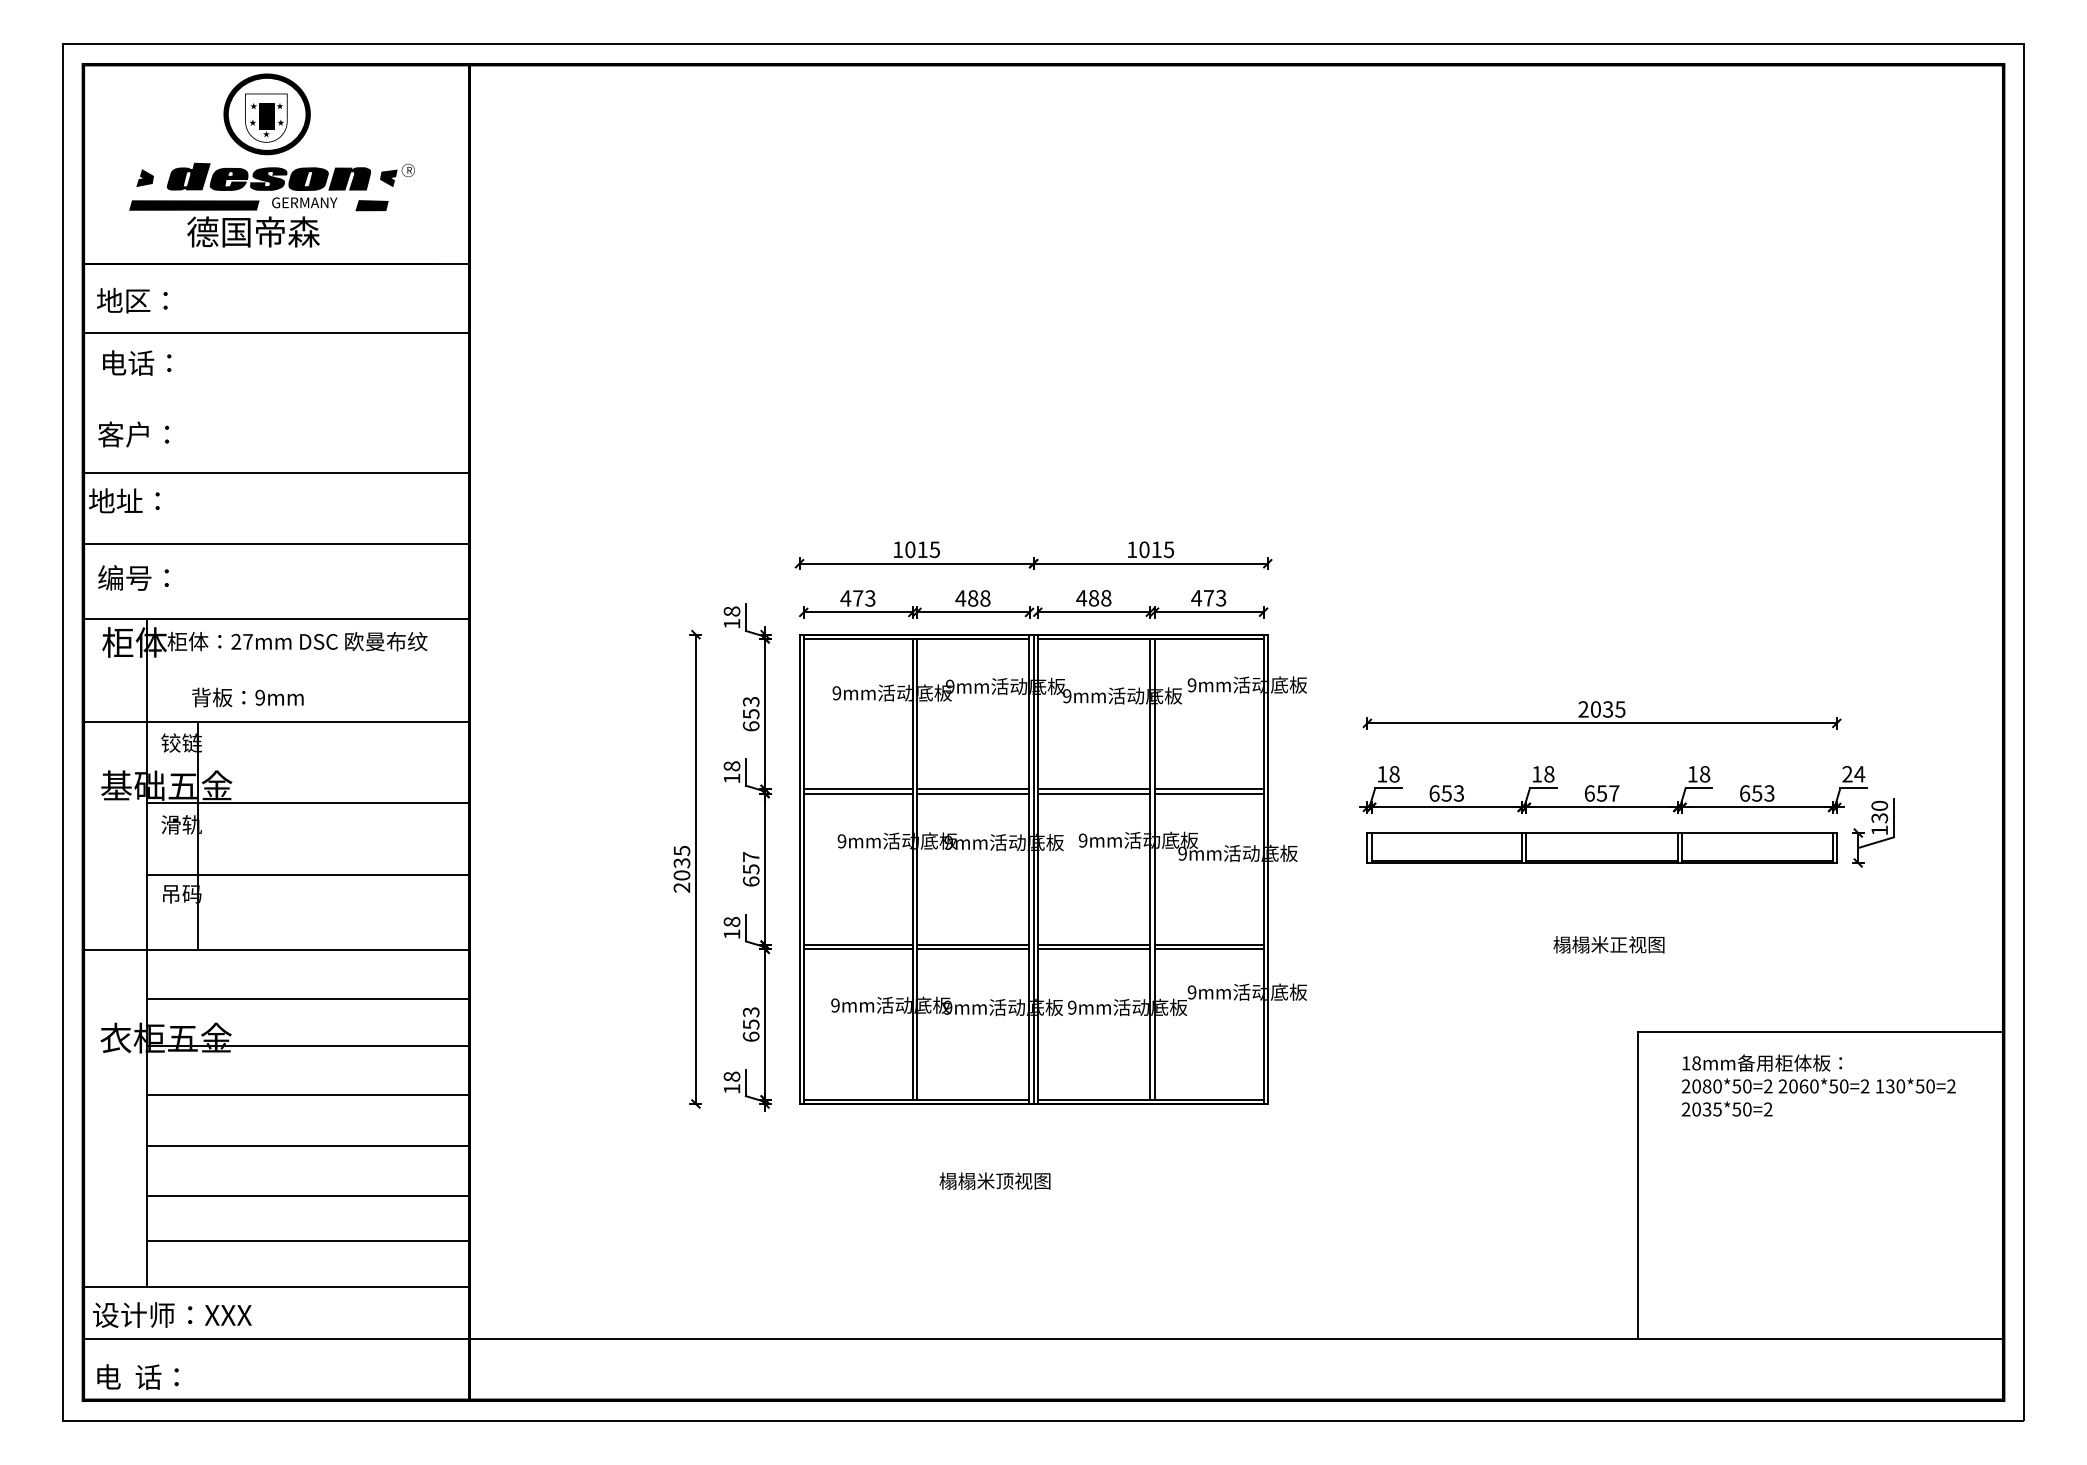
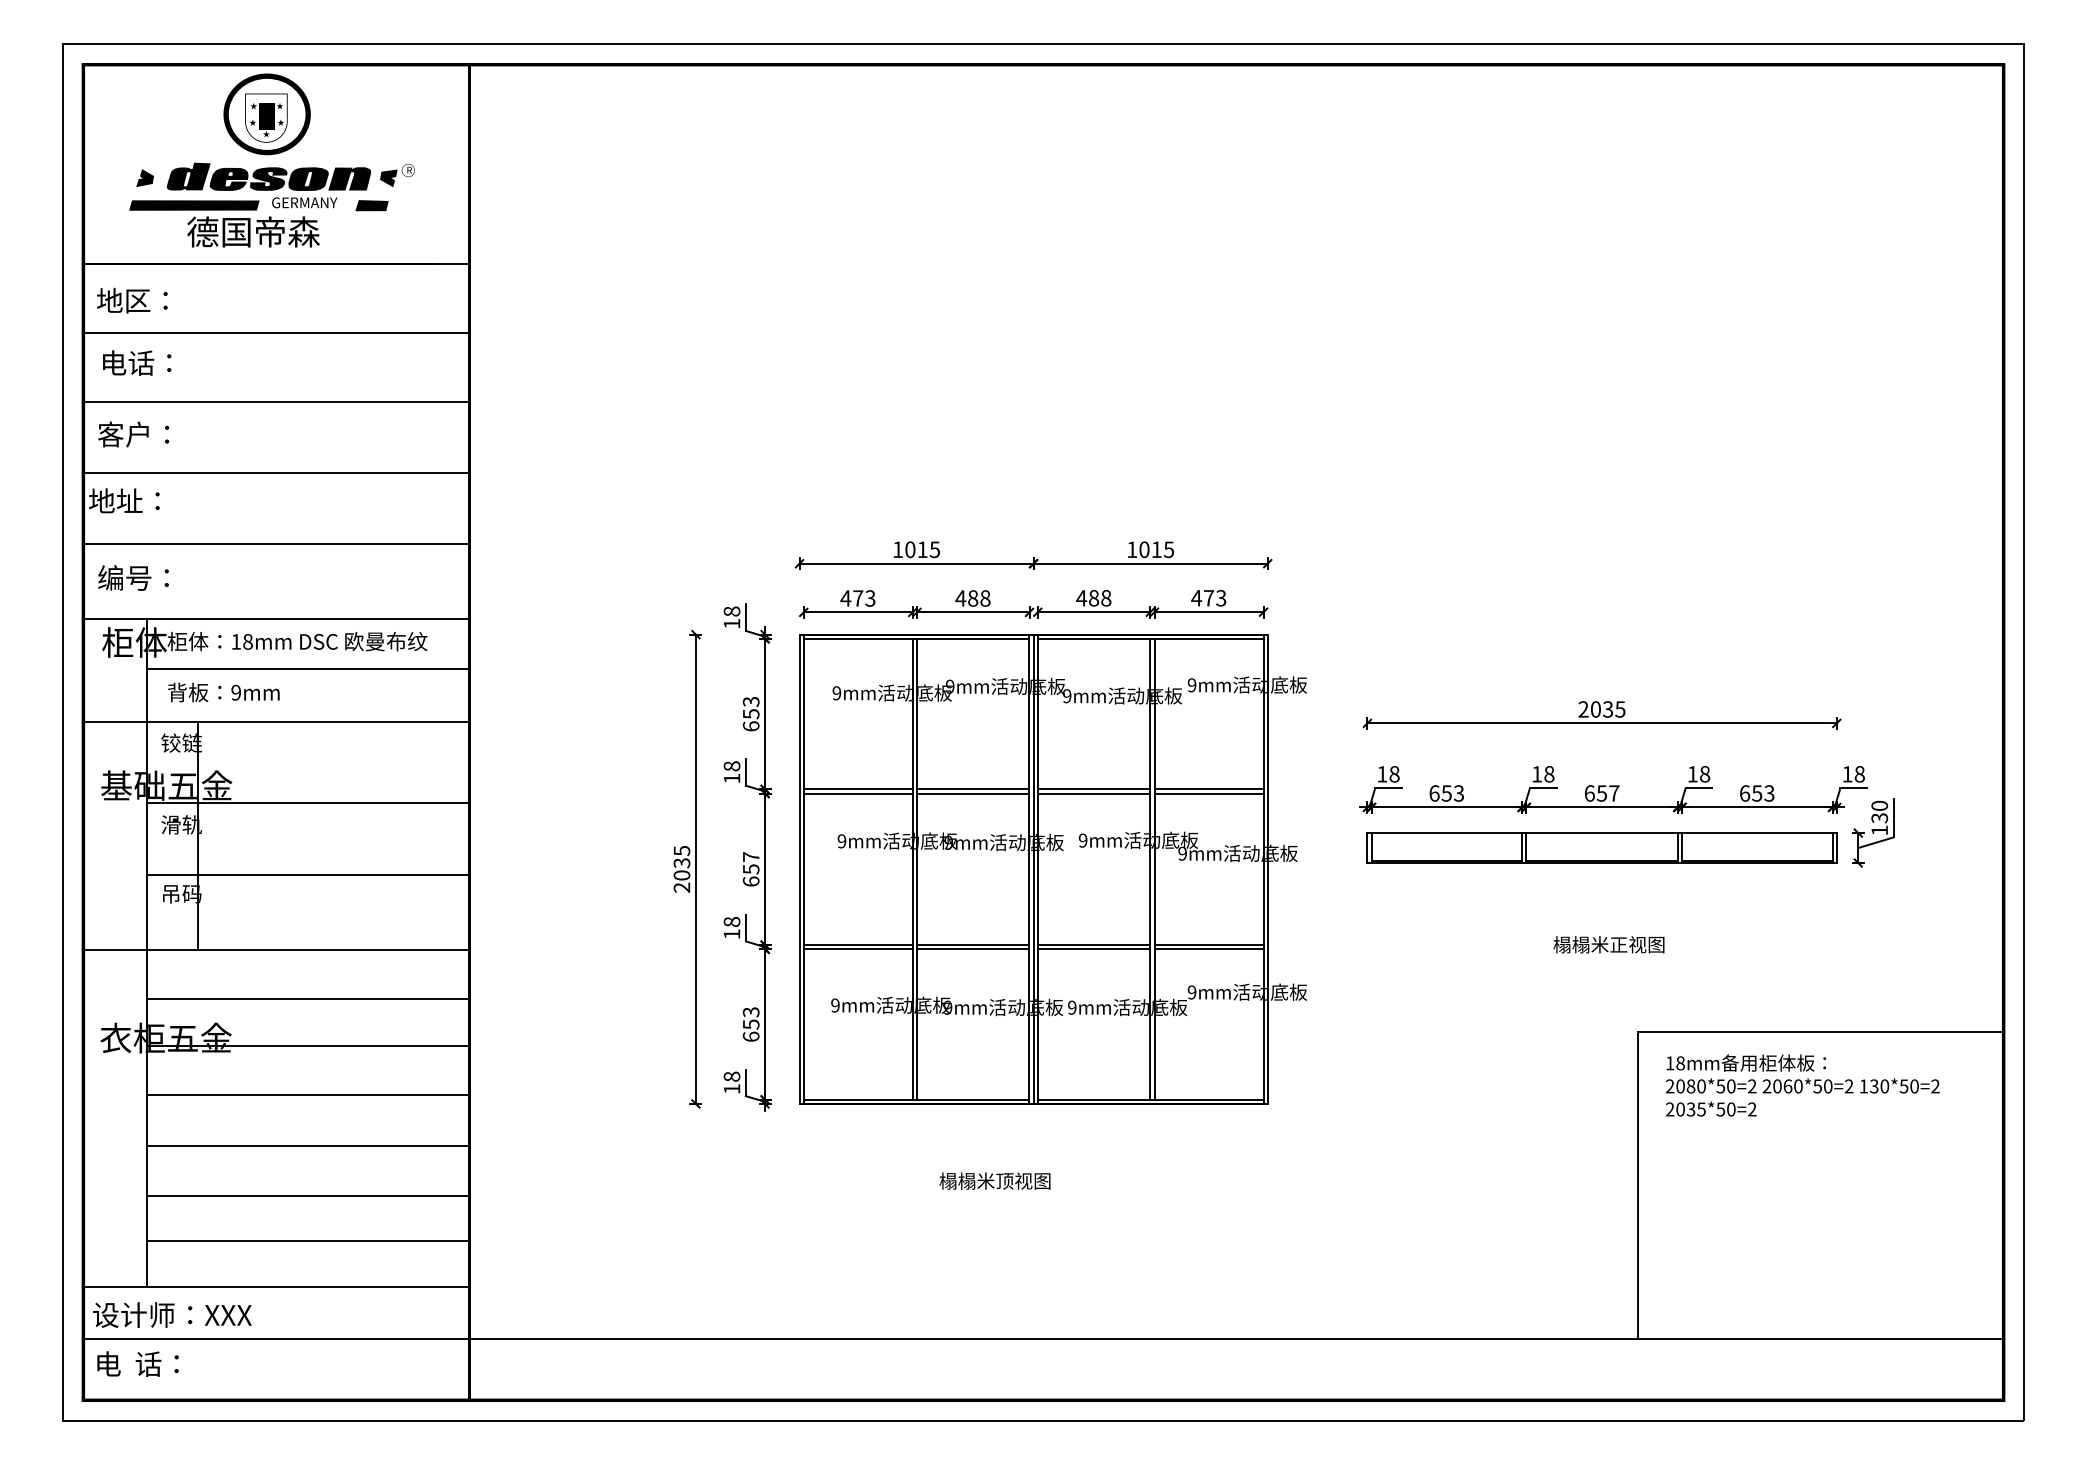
line: none -> present (277, 402)
text: 27mm -> 18mm (241, 641)
line: none -> present (307, 668)
text position: (247, 697) -> (223, 692) (223, 692)
text: 24 -> 18 (1853, 774)
text position: (1818, 1085) -> (1802, 1085) (1802, 1085)
text position: (137, 1376) -> (137, 1363) (137, 1363)
